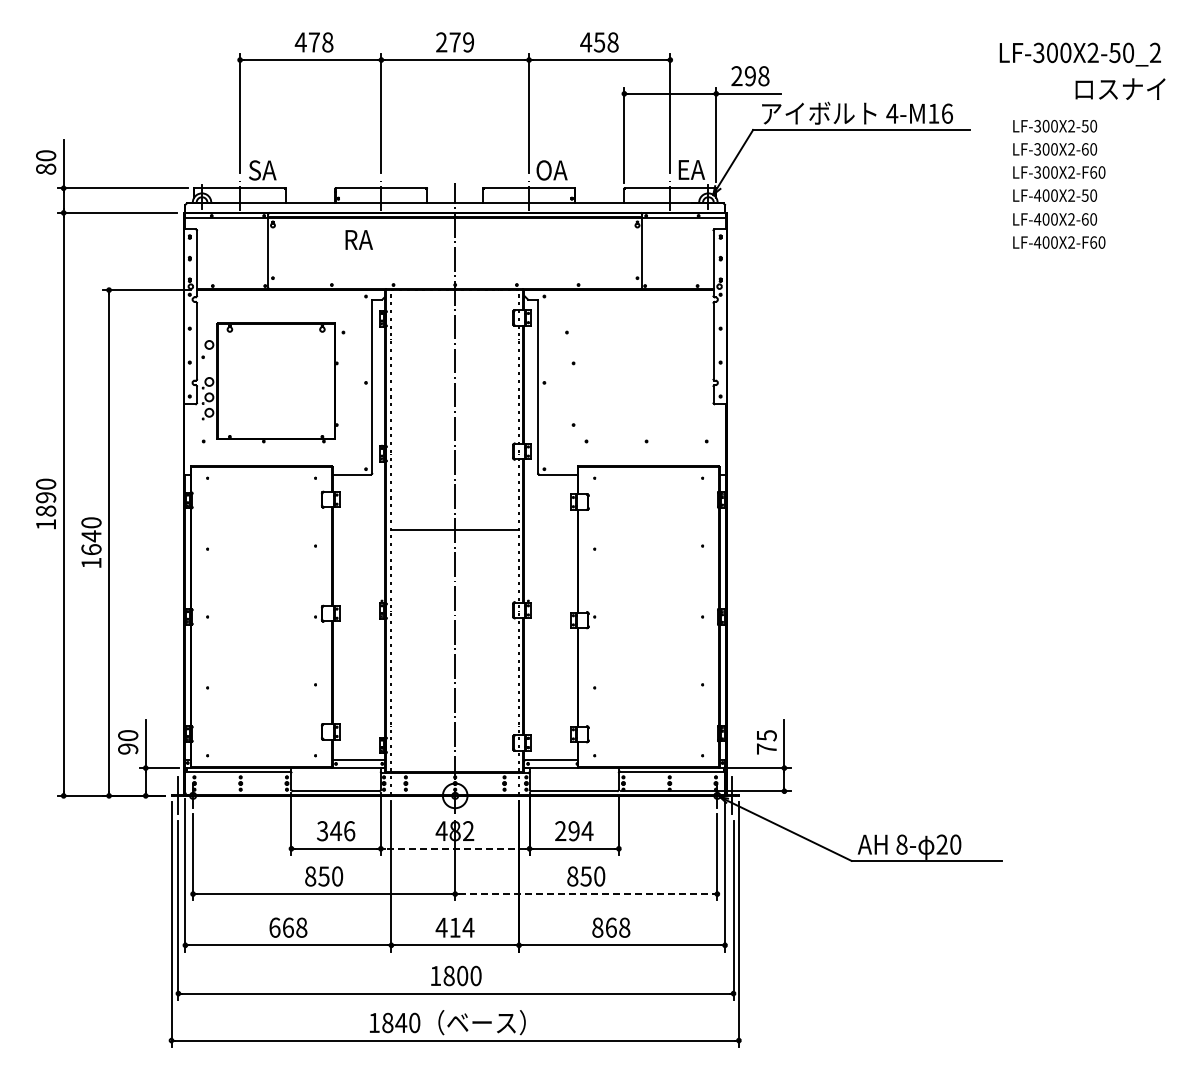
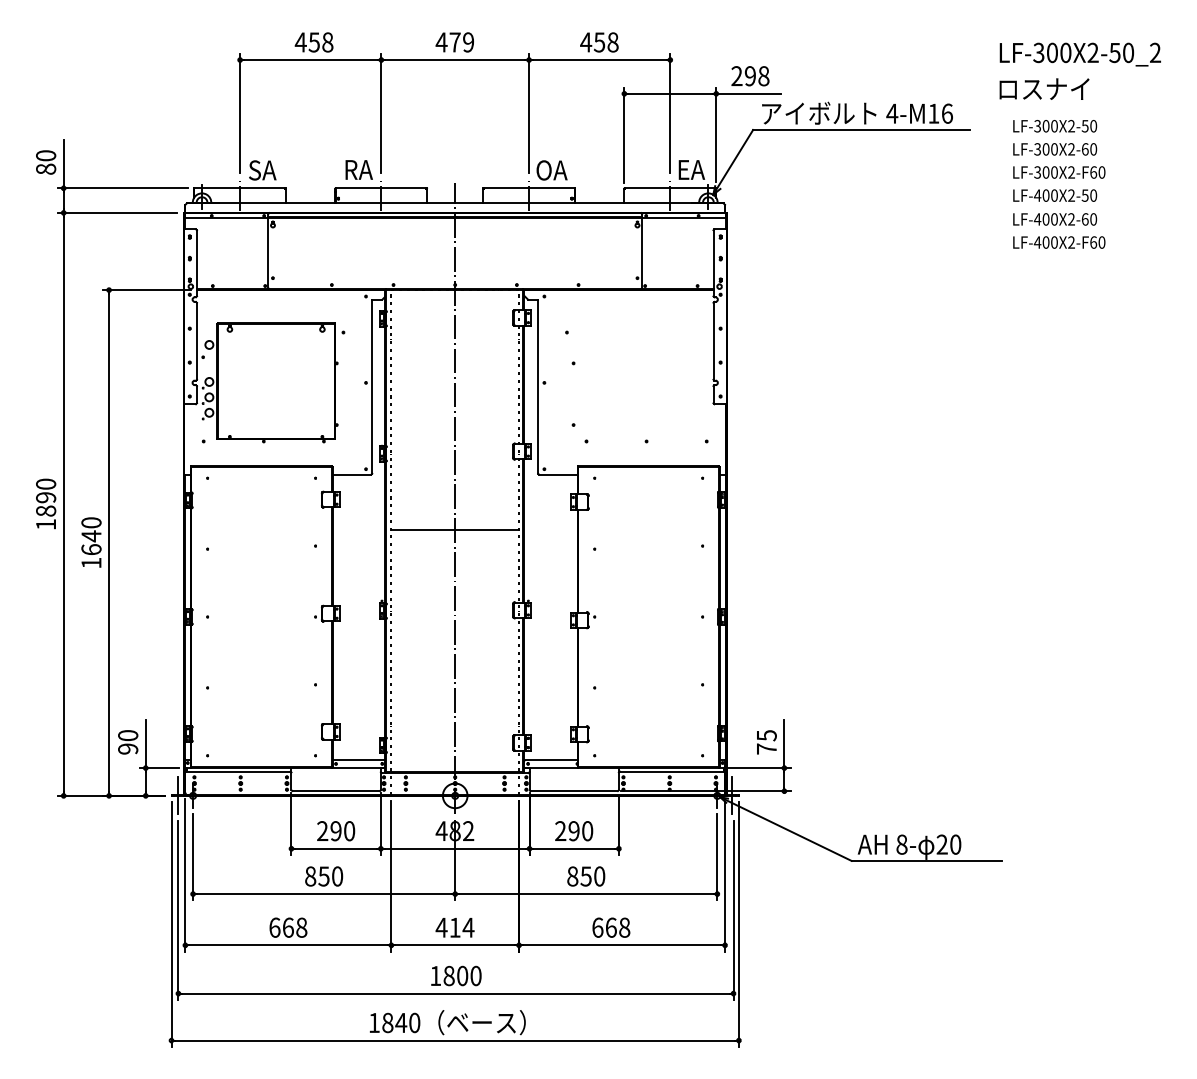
text: 478 -> 458 (313, 42)
text: 279 -> 479 (441, 42)
text position: (1120, 88) -> (1044, 88) (1044, 88)
text position: (358, 239) -> (358, 169) (358, 169)
text: 346 -> 290 (336, 831)
text: 294 -> 290 (587, 831)
line: dashed -> solid (455, 848)
line: dashed -> solid (586, 894)
text: 868 -> 668 (597, 927)
